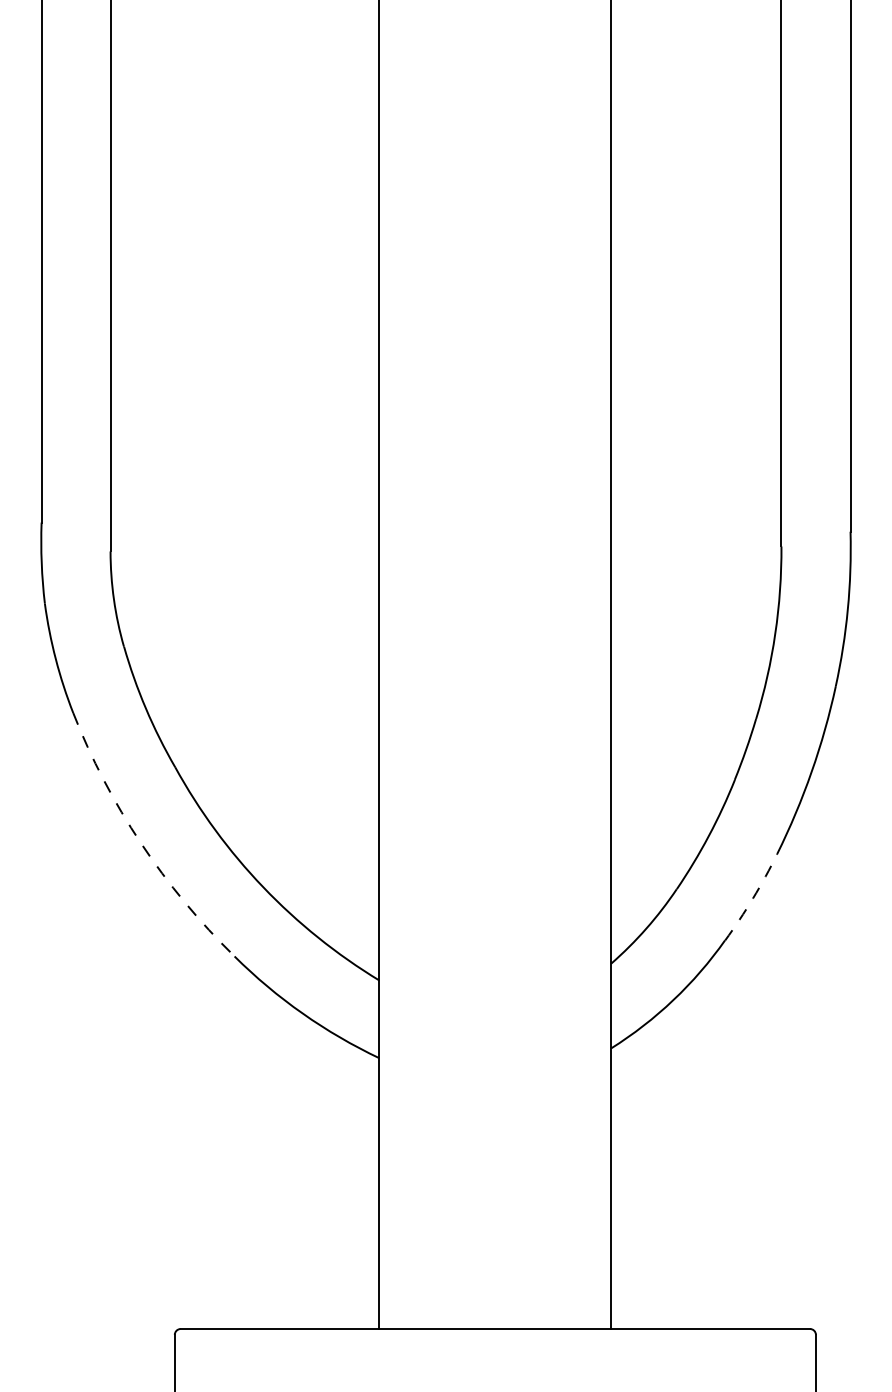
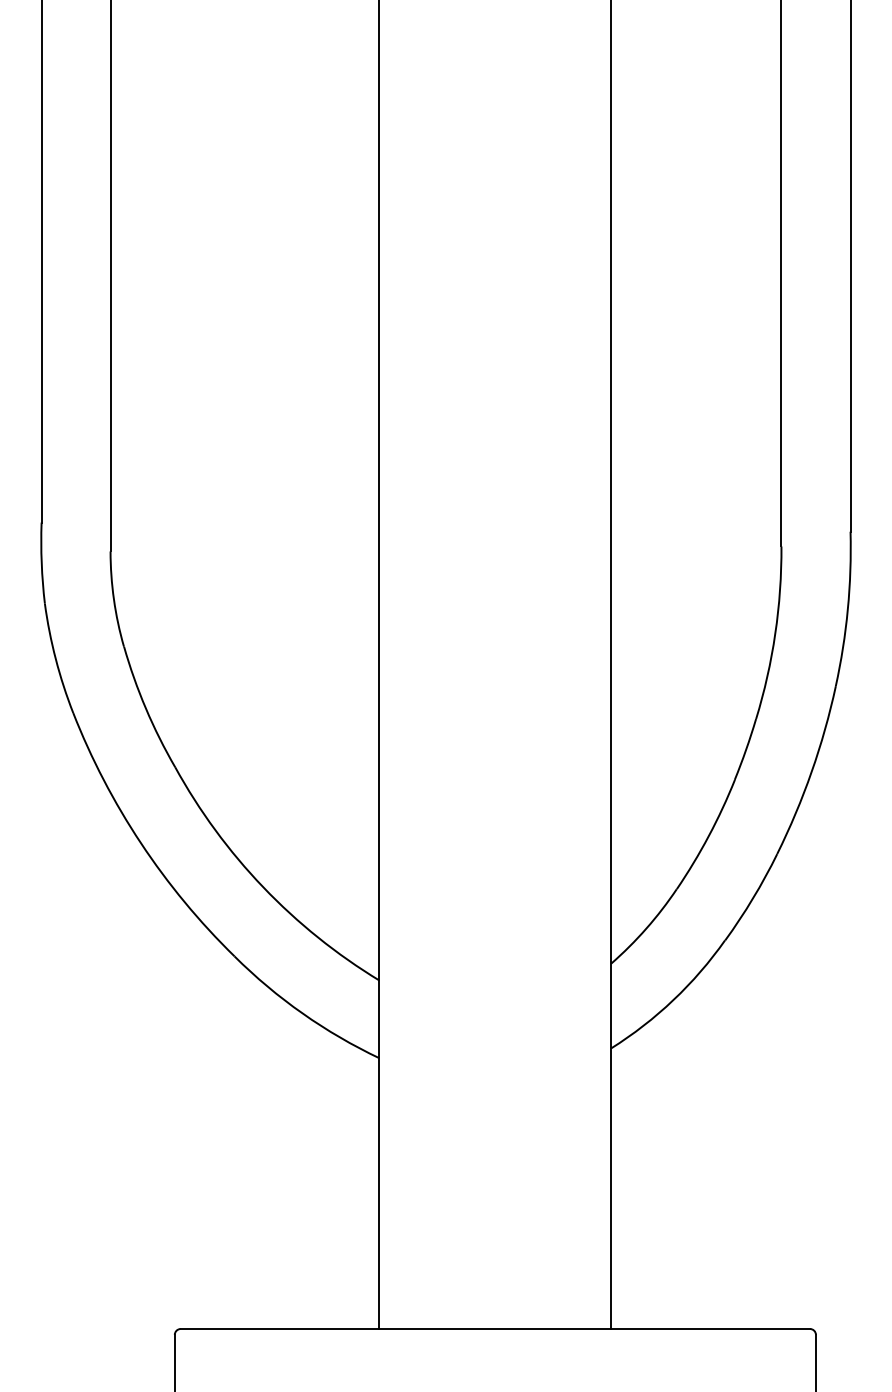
arc: dashed -> solid (141, 843)
arc: dashed -> solid (753, 898)
